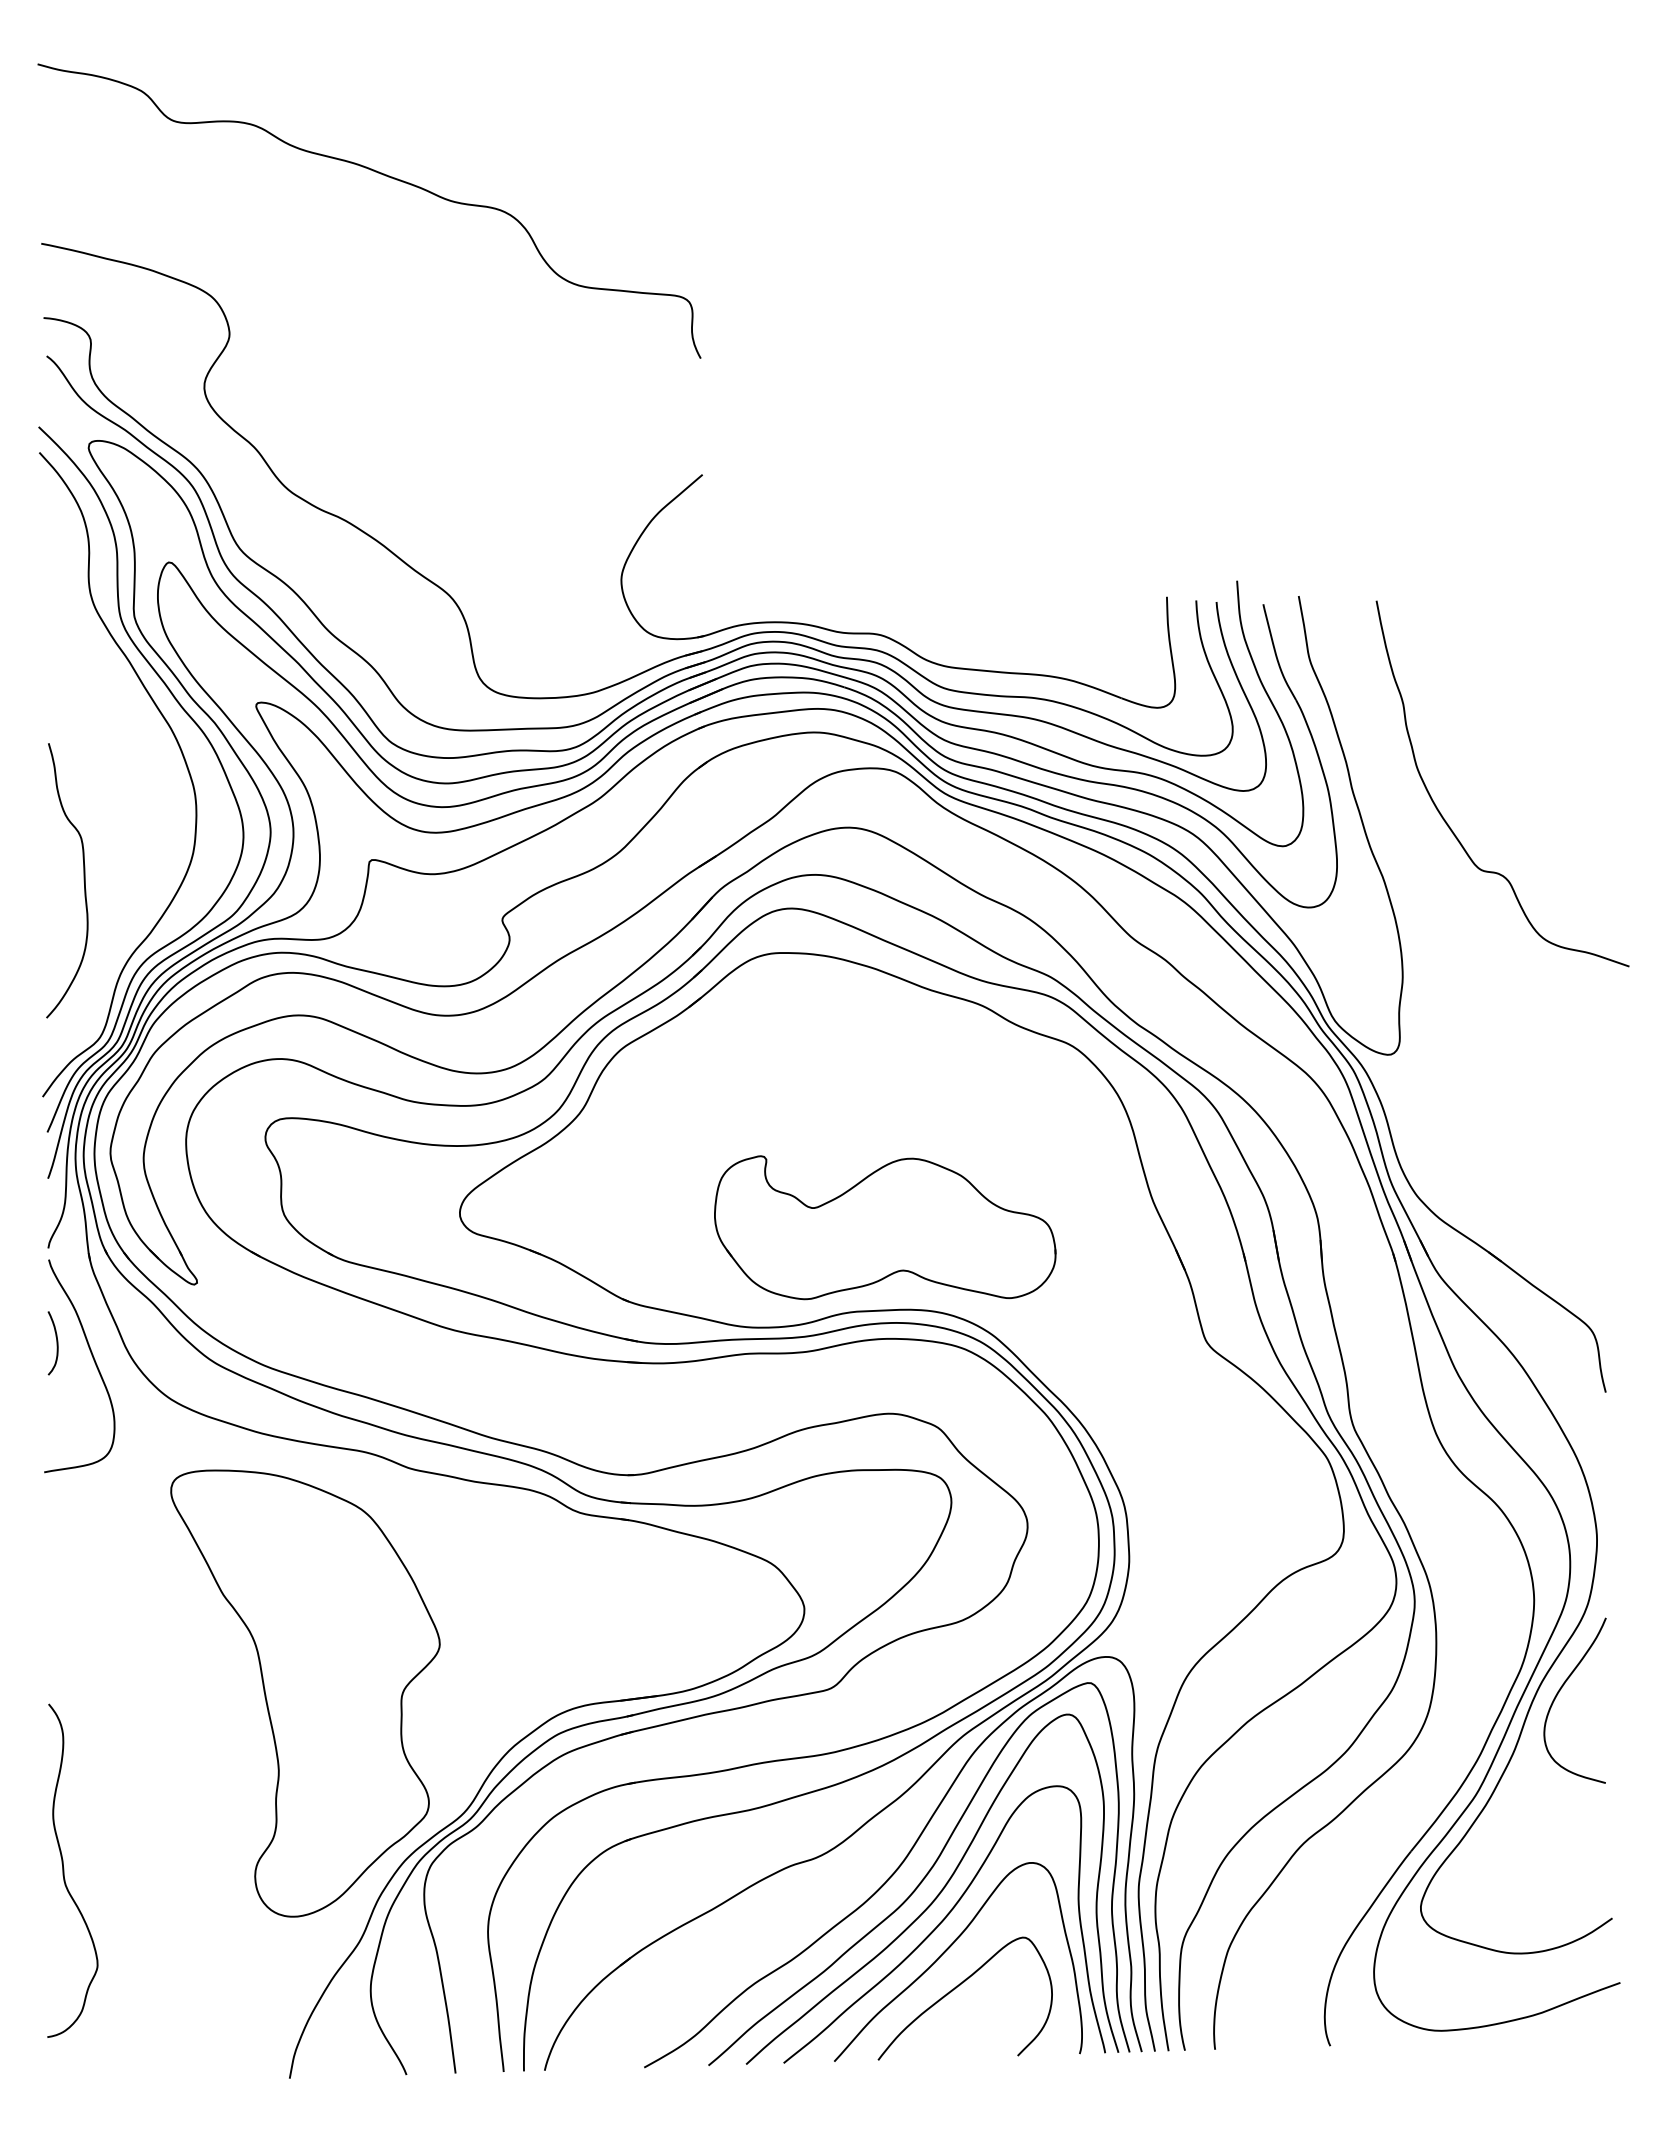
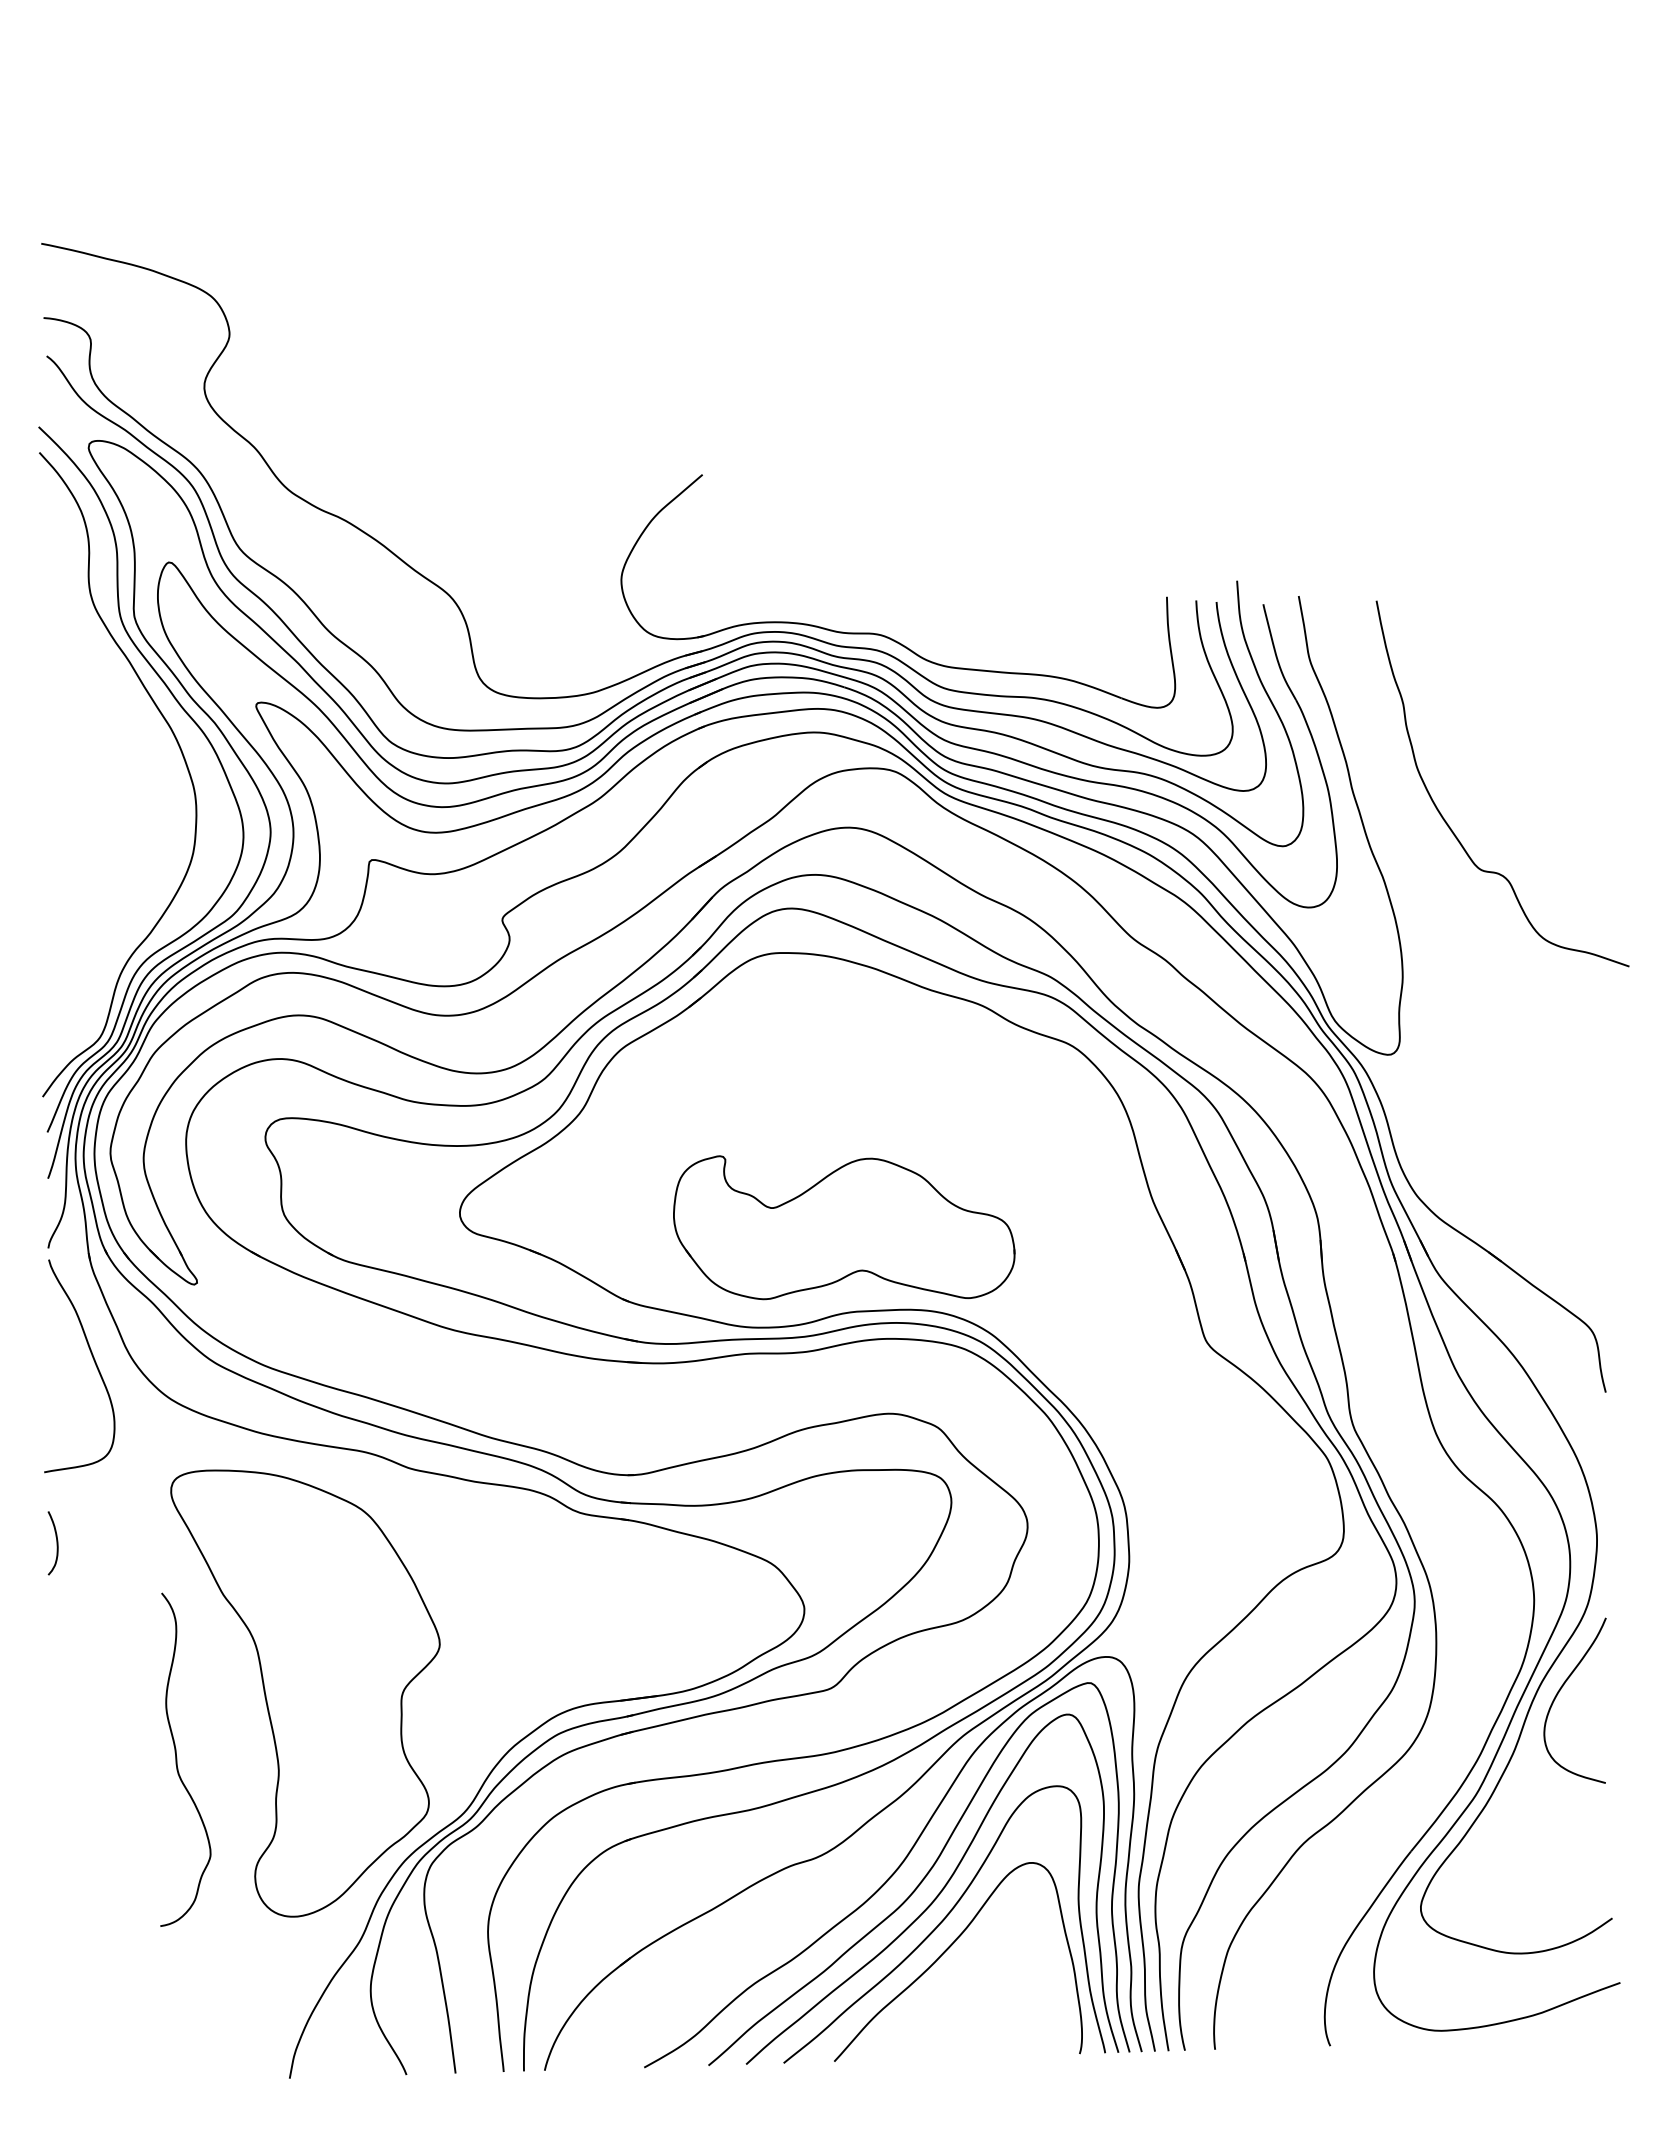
curve: present -> none (385, 176)
curve: present -> none (83, 880)
part position: (885, 1227) -> (844, 1227) (844, 1227)
curve position: (56, 1343) -> (56, 1543) (56, 1543)
curve position: (64, 1870) -> (177, 1759) (177, 1759)
curve: present -> none (955, 1989)
